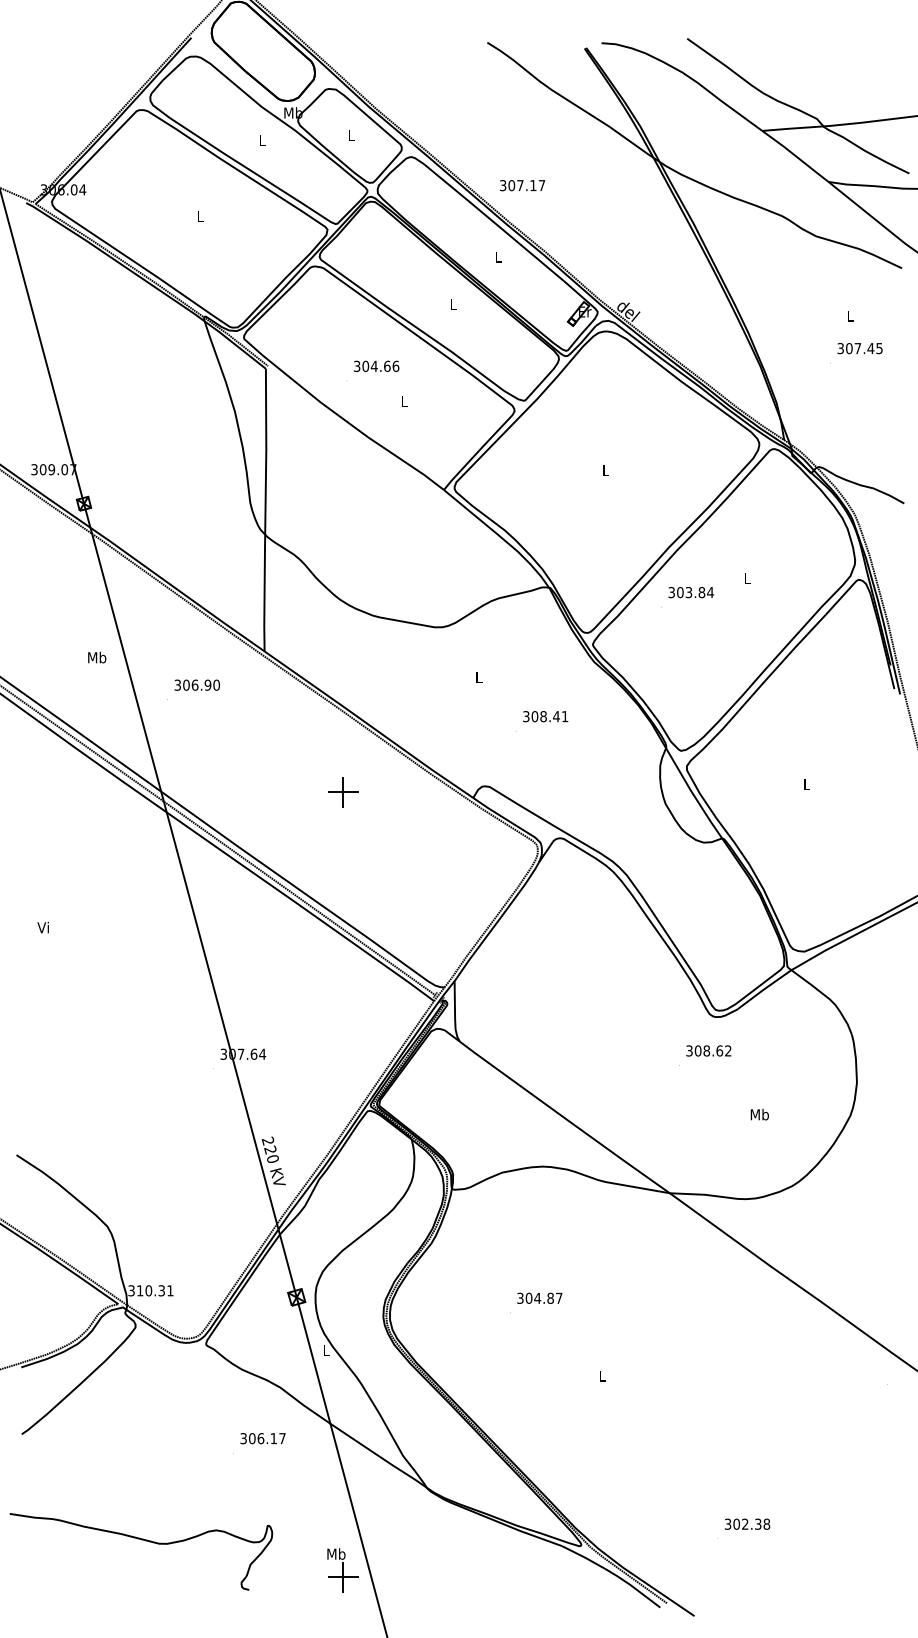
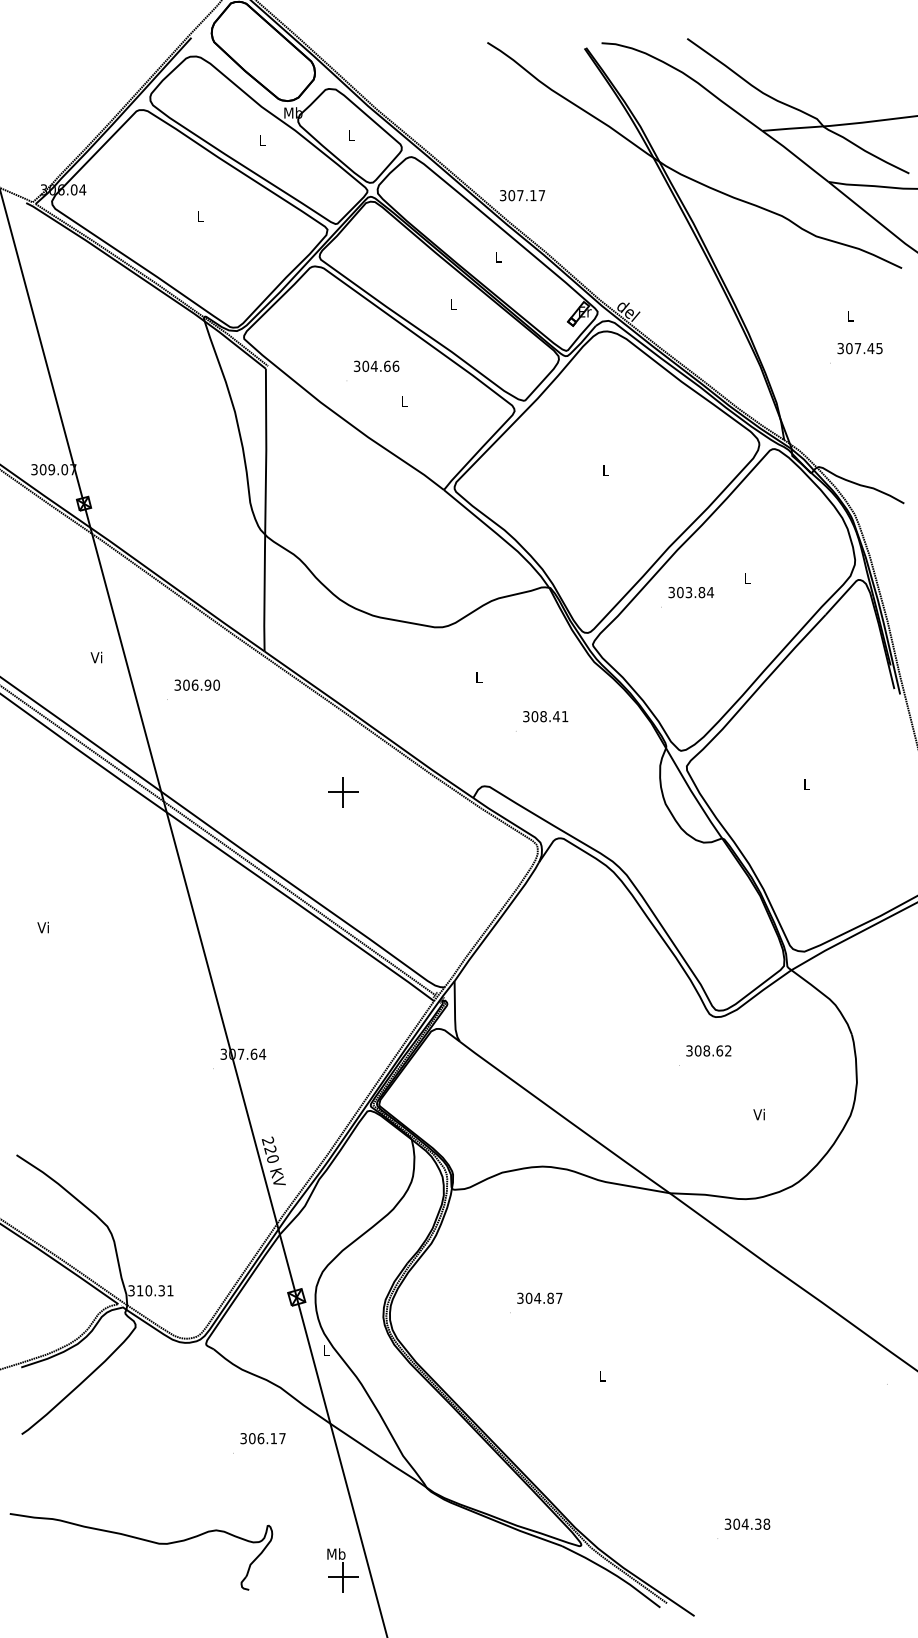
text position: (522, 185) -> (522, 195) (522, 195)
text: Mb -> Vi (97, 657)
text: Mb -> Vi (759, 1114)
text: 302.38 -> 304.38 (744, 1523)
